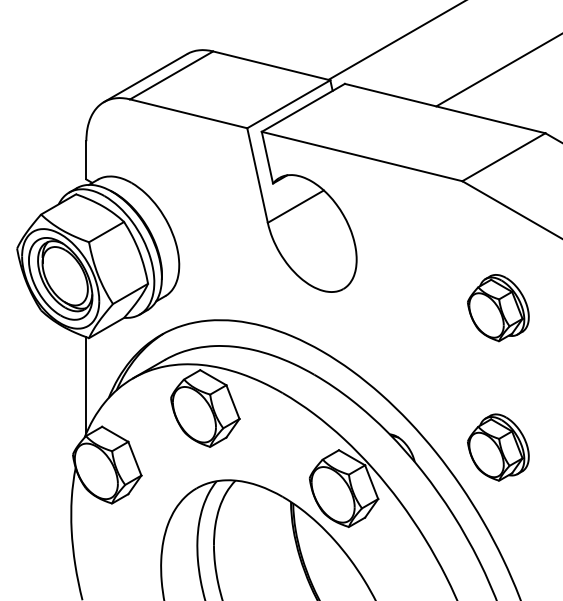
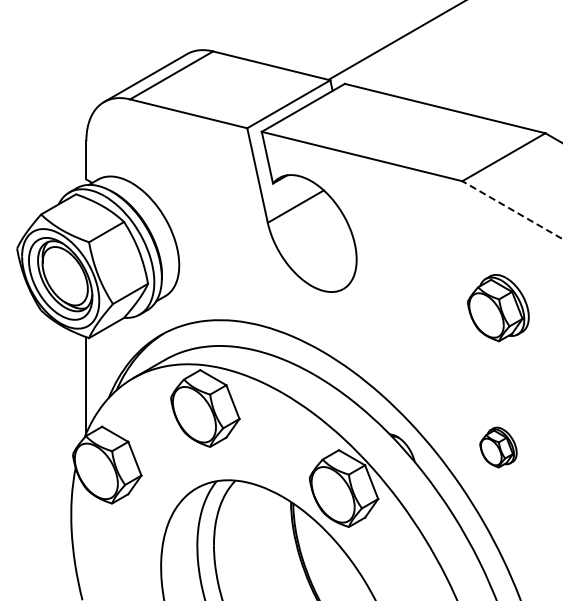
line: present -> none (497, 70)
line: solid -> dashed (512, 210)
part size: 63x69 px -> 39x43 px (498, 447)
